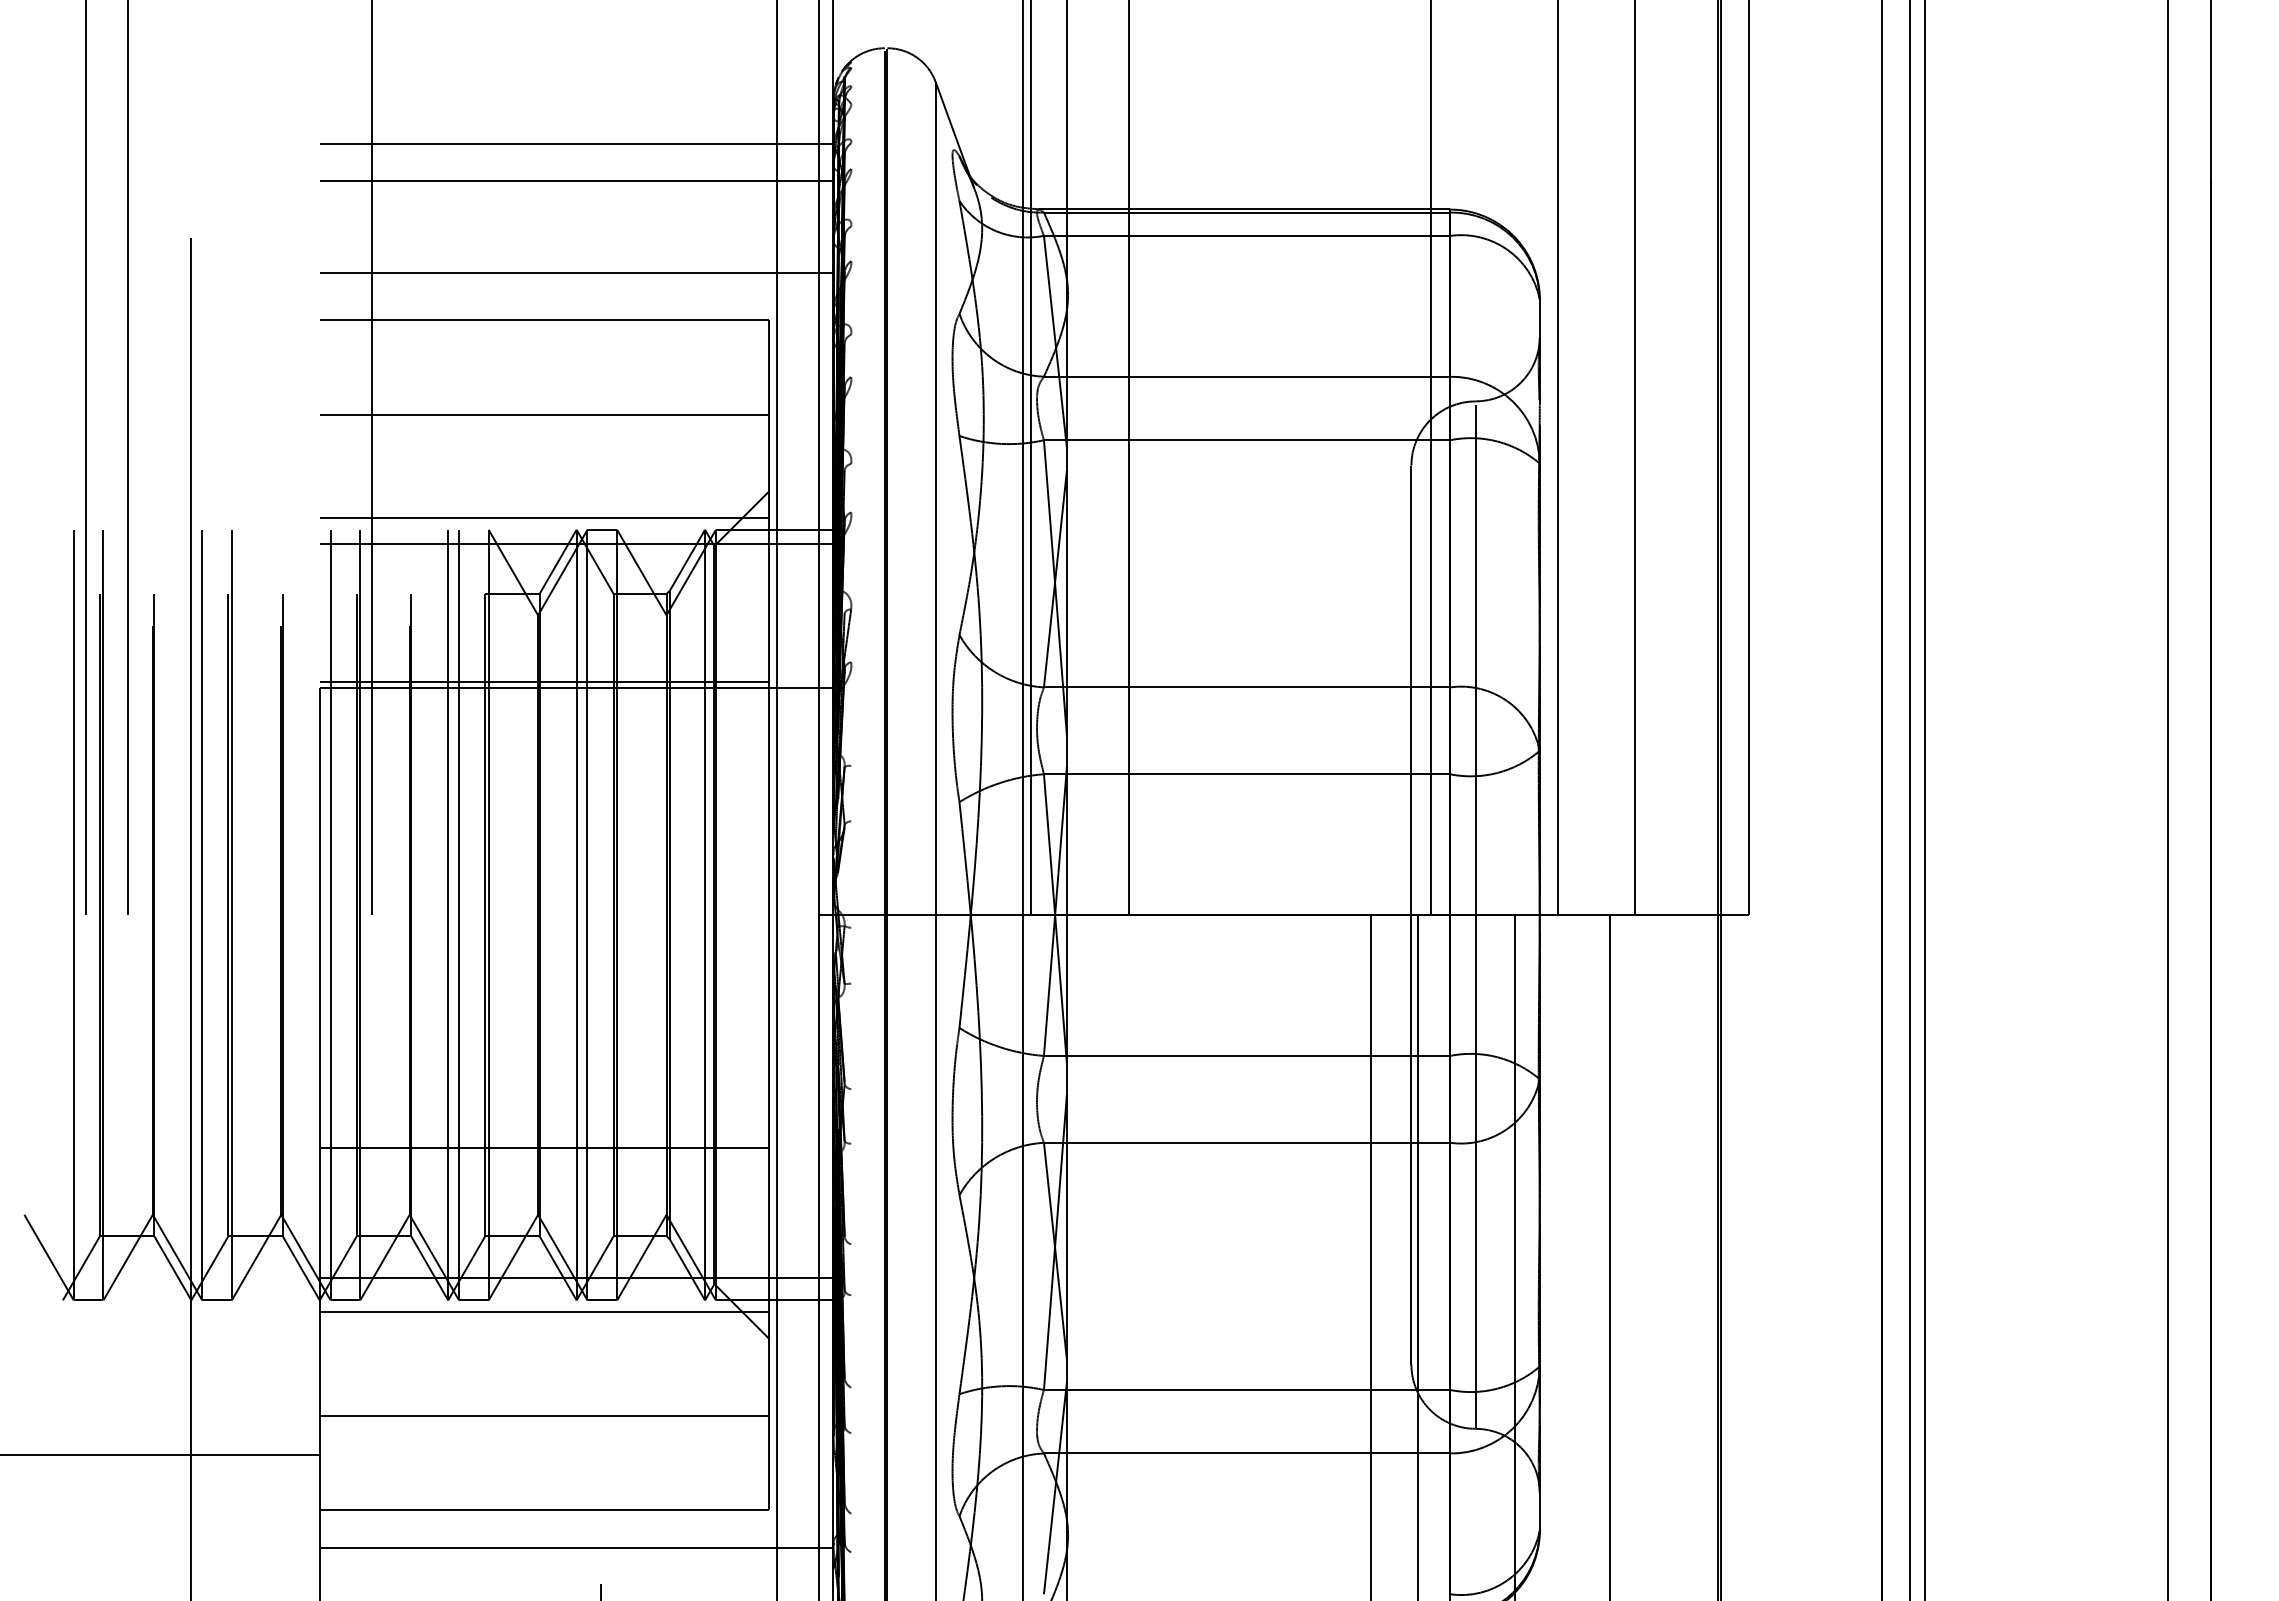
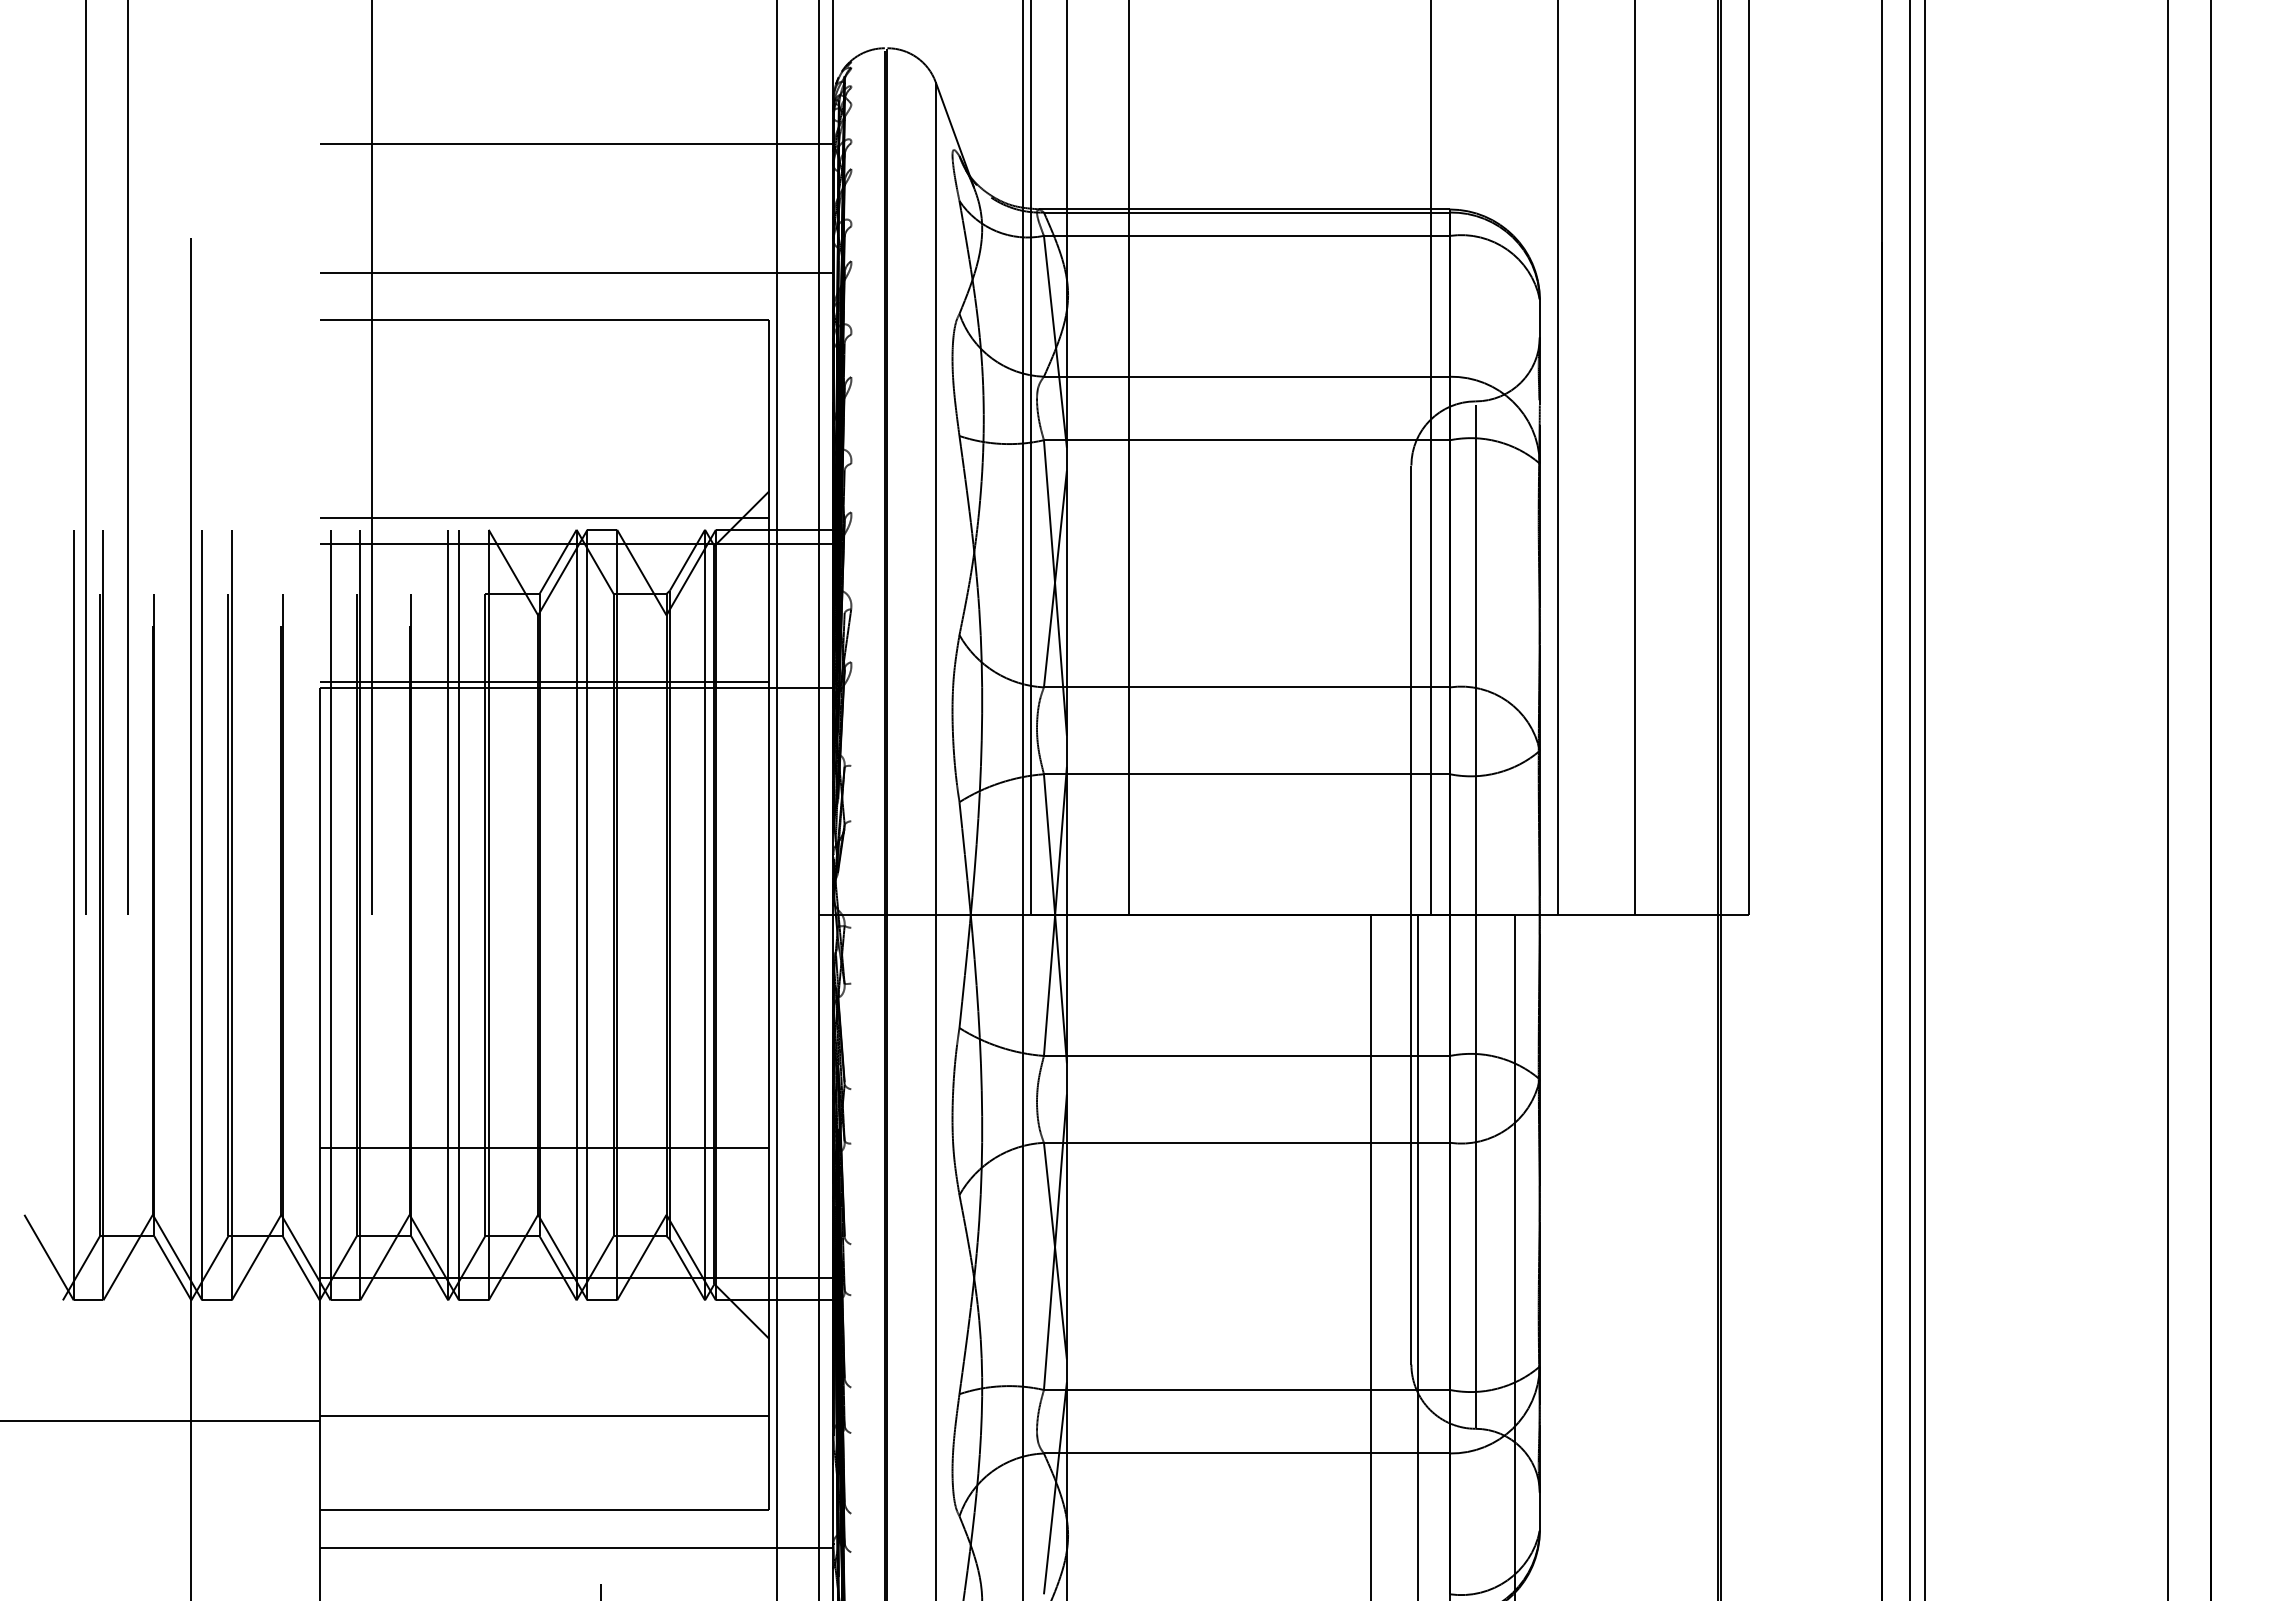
line: present -> none (576, 181)
line: present -> none (544, 414)
line: present -> none (1609, 1256)
line: present -> none (544, 1312)
line position: (160, 1454) -> (160, 1420) (160, 1420)
